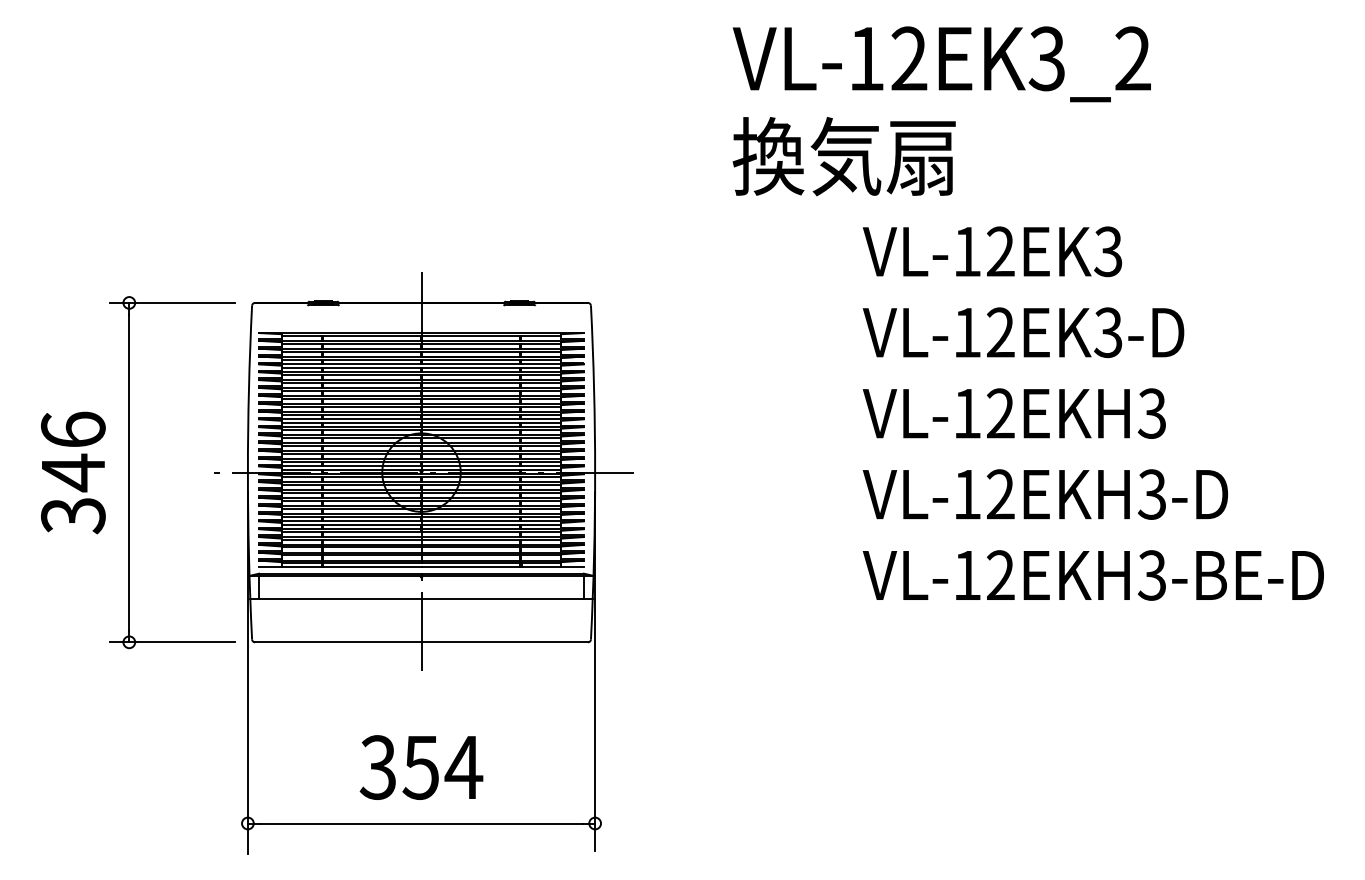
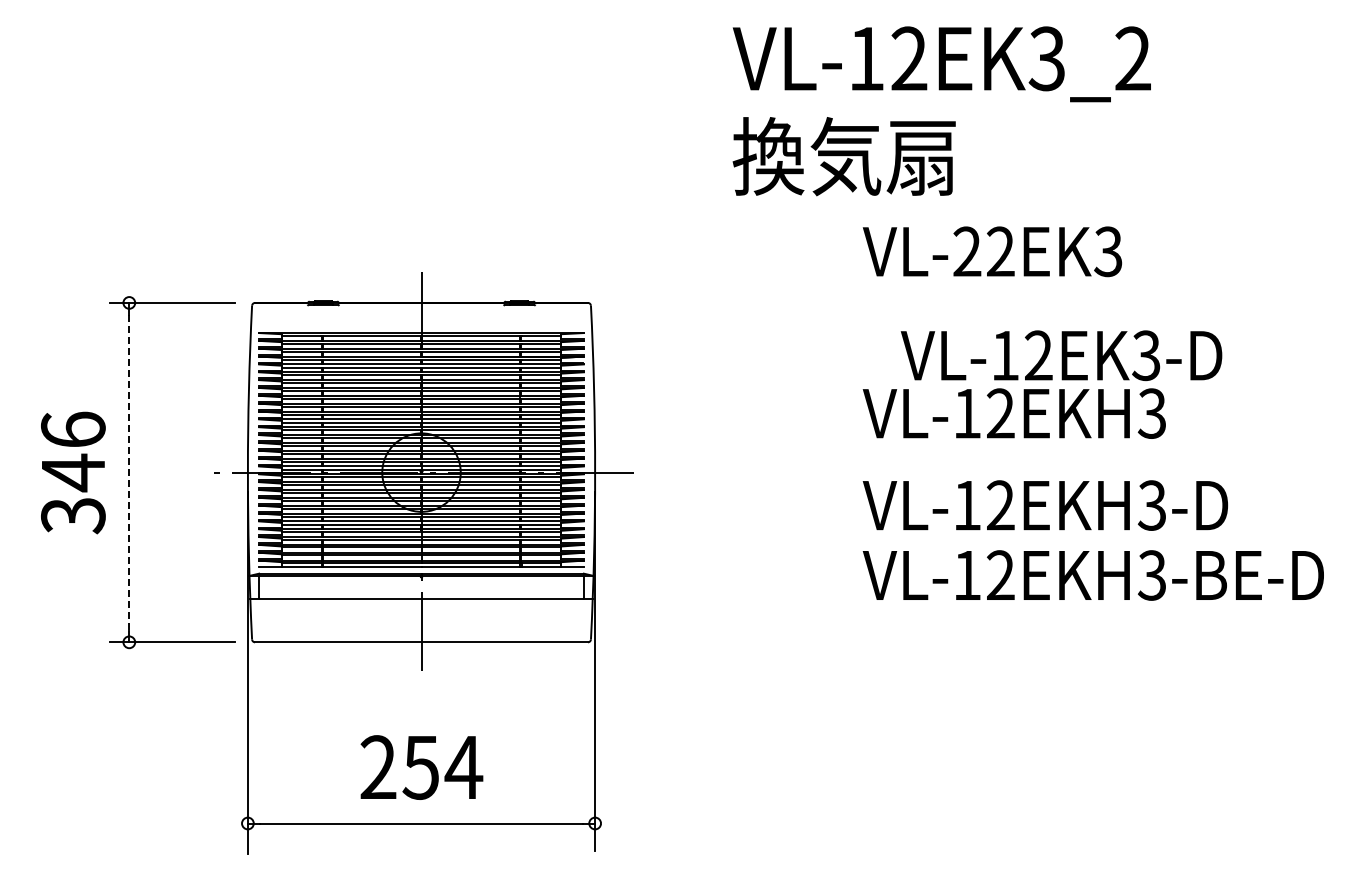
text: VL-12EK3 -> VL-22EK3 (967, 251)
text position: (1023, 332) -> (1061, 355) (1061, 355)
line: solid -> dashed (129, 472)
text position: (1045, 494) -> (1045, 505) (1045, 505)
text: 354 -> 254 (377, 767)
